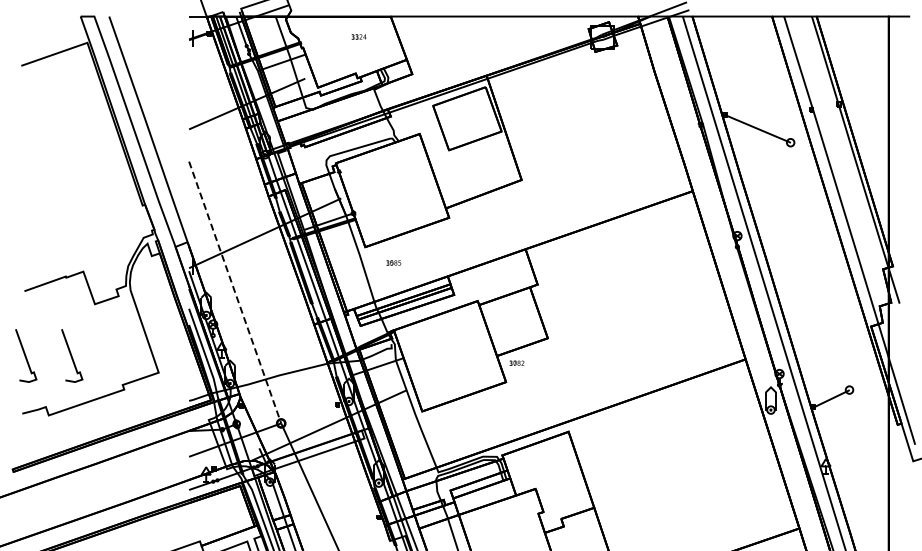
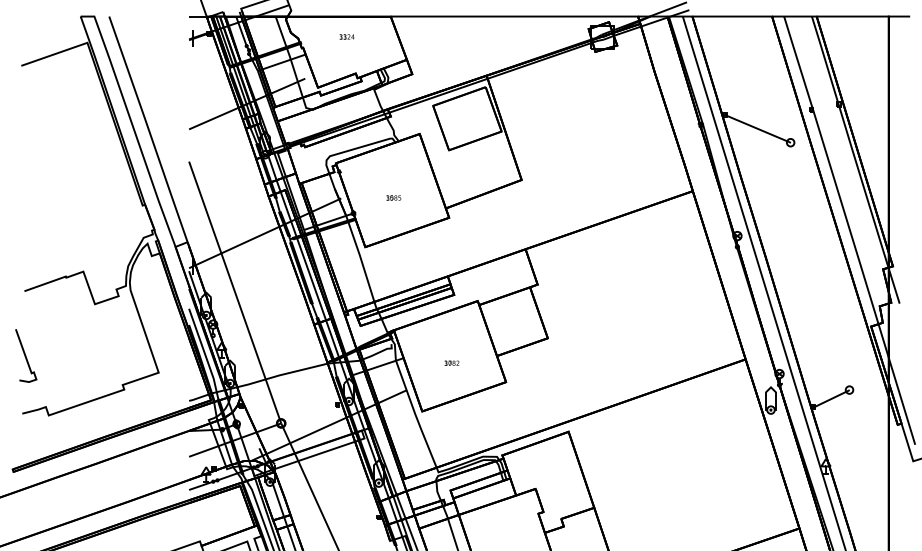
text position: (358, 36) -> (346, 36) (346, 36)
text position: (393, 262) -> (393, 197) (393, 197)
line: dashed -> solid (235, 292)
curve: present -> none (72, 355)
text position: (516, 362) -> (451, 362) (451, 362)
